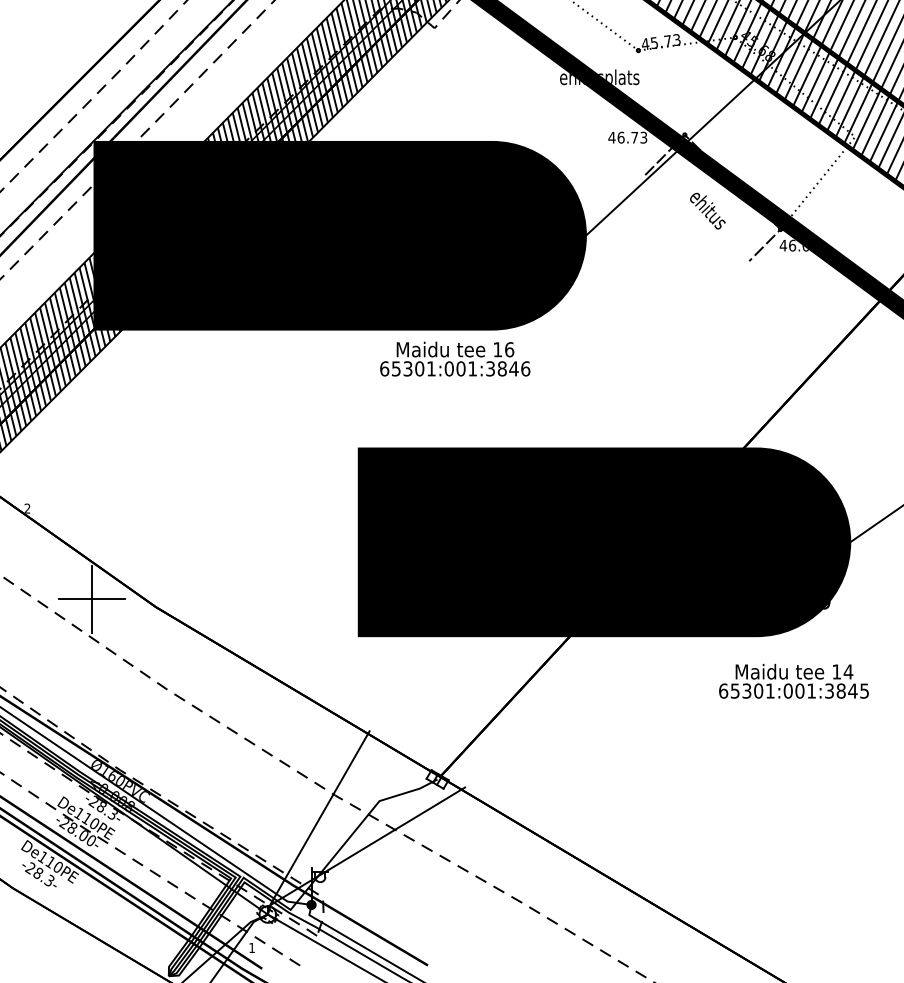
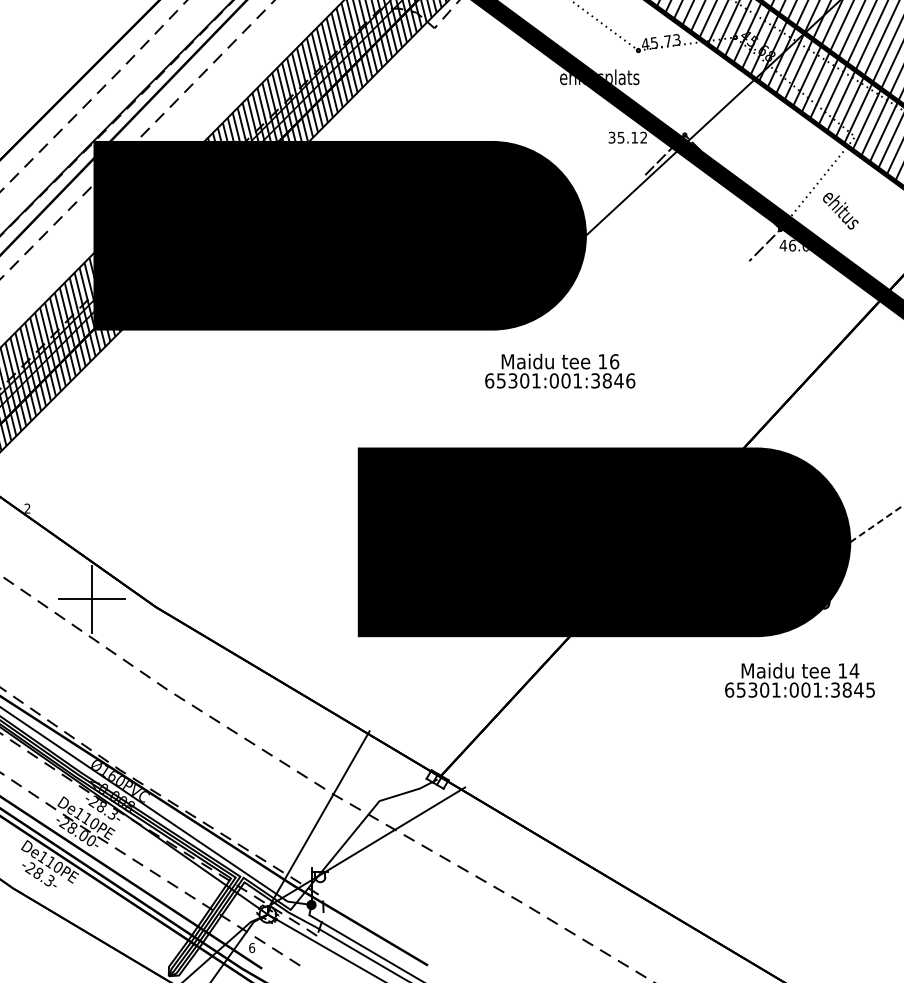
text: 46.73 -> 35.12 (627, 137)
text position: (707, 210) -> (840, 210) (840, 210)
text position: (455, 358) -> (560, 370) (560, 370)
line: solid -> dashed (877, 523)
text position: (793, 680) -> (799, 679) (799, 679)
text: 1 -> 6 (252, 947)
